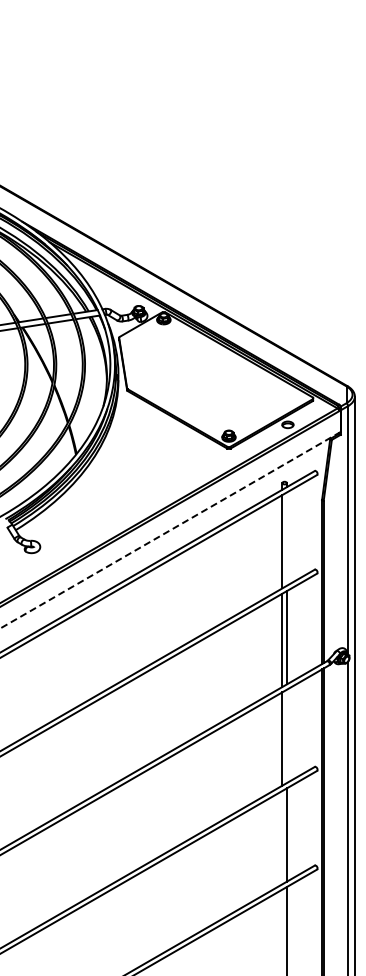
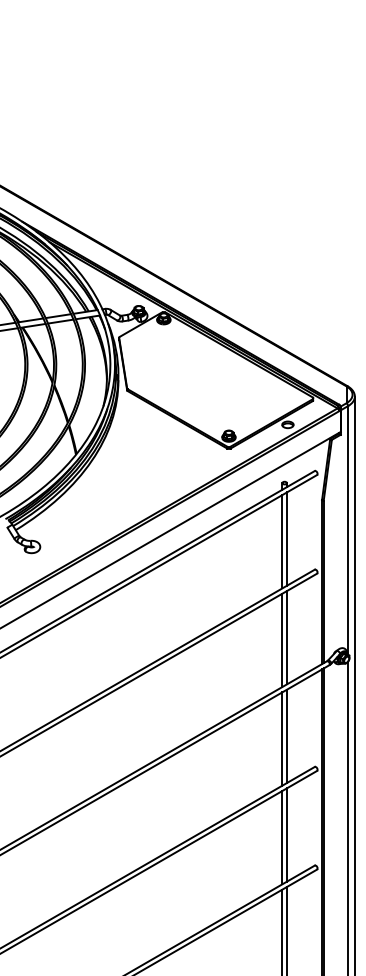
line: dashed -> solid (170, 530)
line: none -> present (286, 538)
line: none -> present (286, 736)
line: none -> present (282, 837)
line: none -> present (282, 930)
